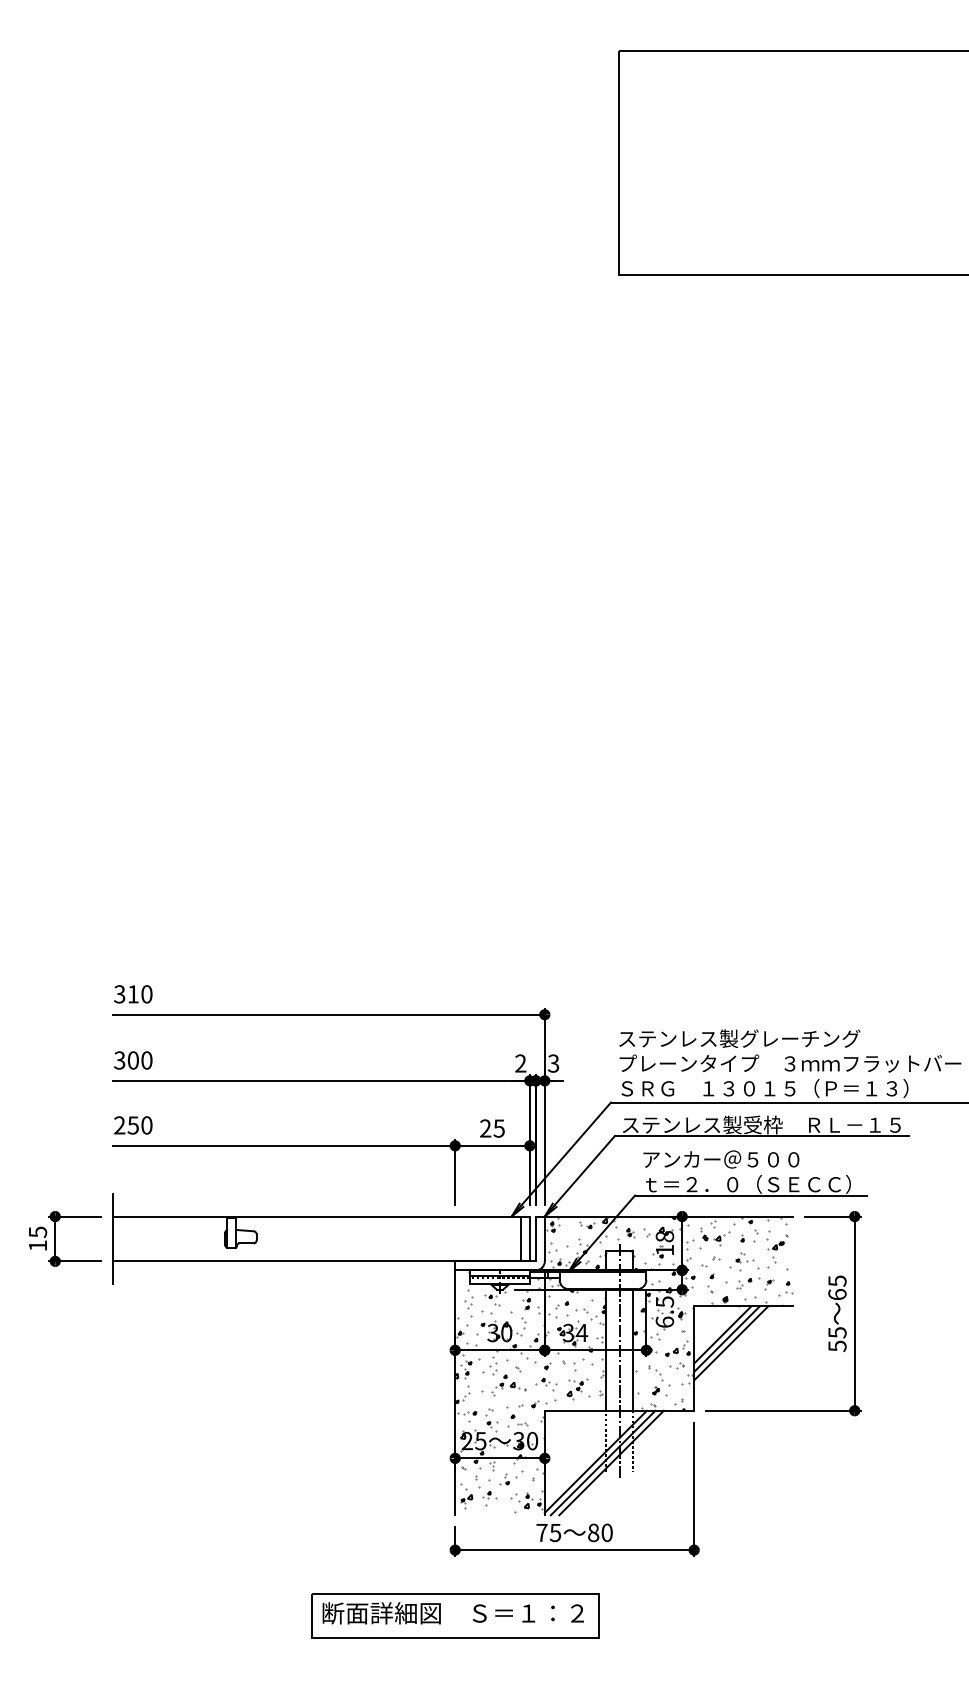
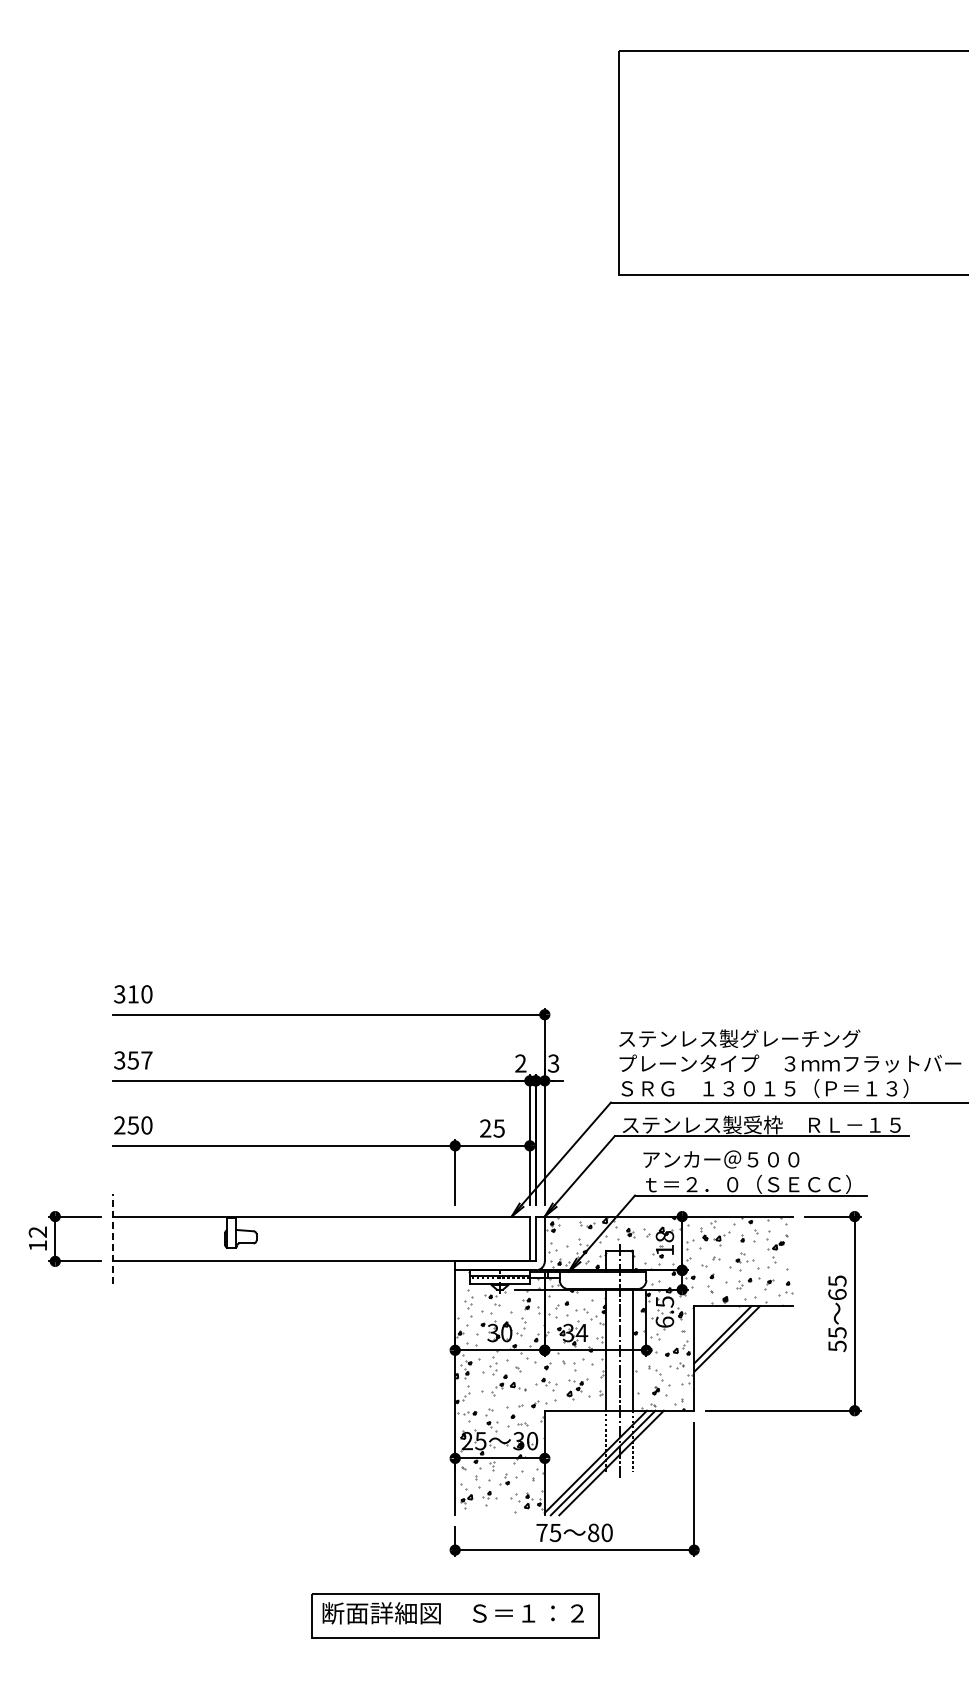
text: 300 -> 357 (139, 1060)
text: 15 -> 12 (37, 1231)
line: solid -> dashed (113, 1238)
line: present -> none (520, 1238)
line: present -> none (731, 1343)
